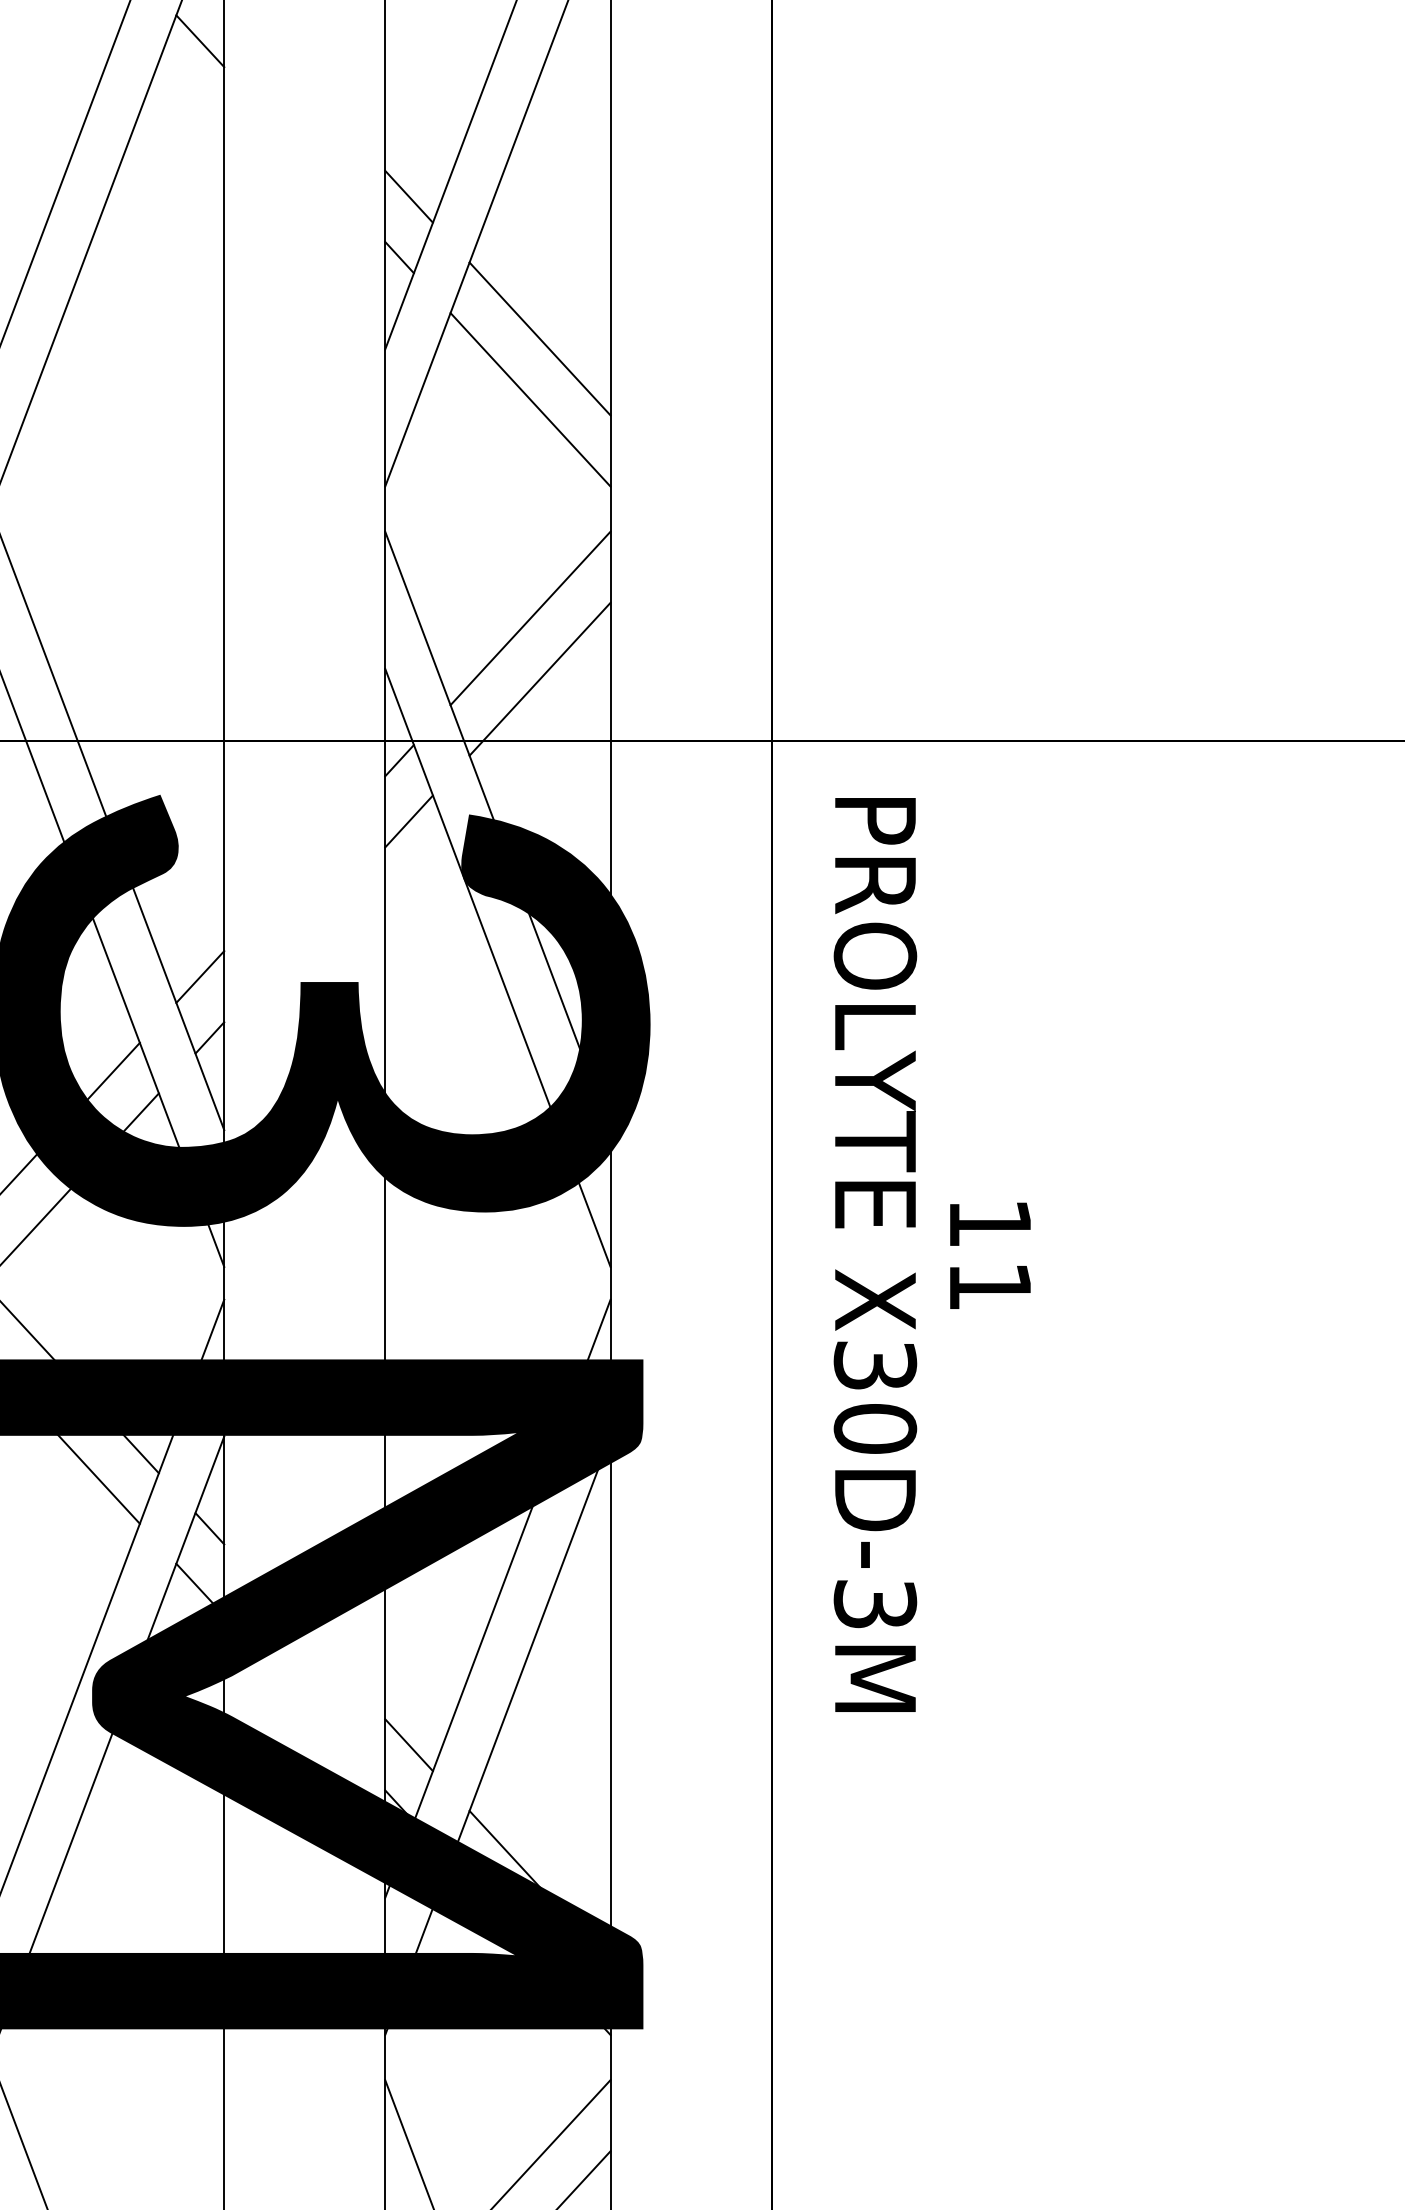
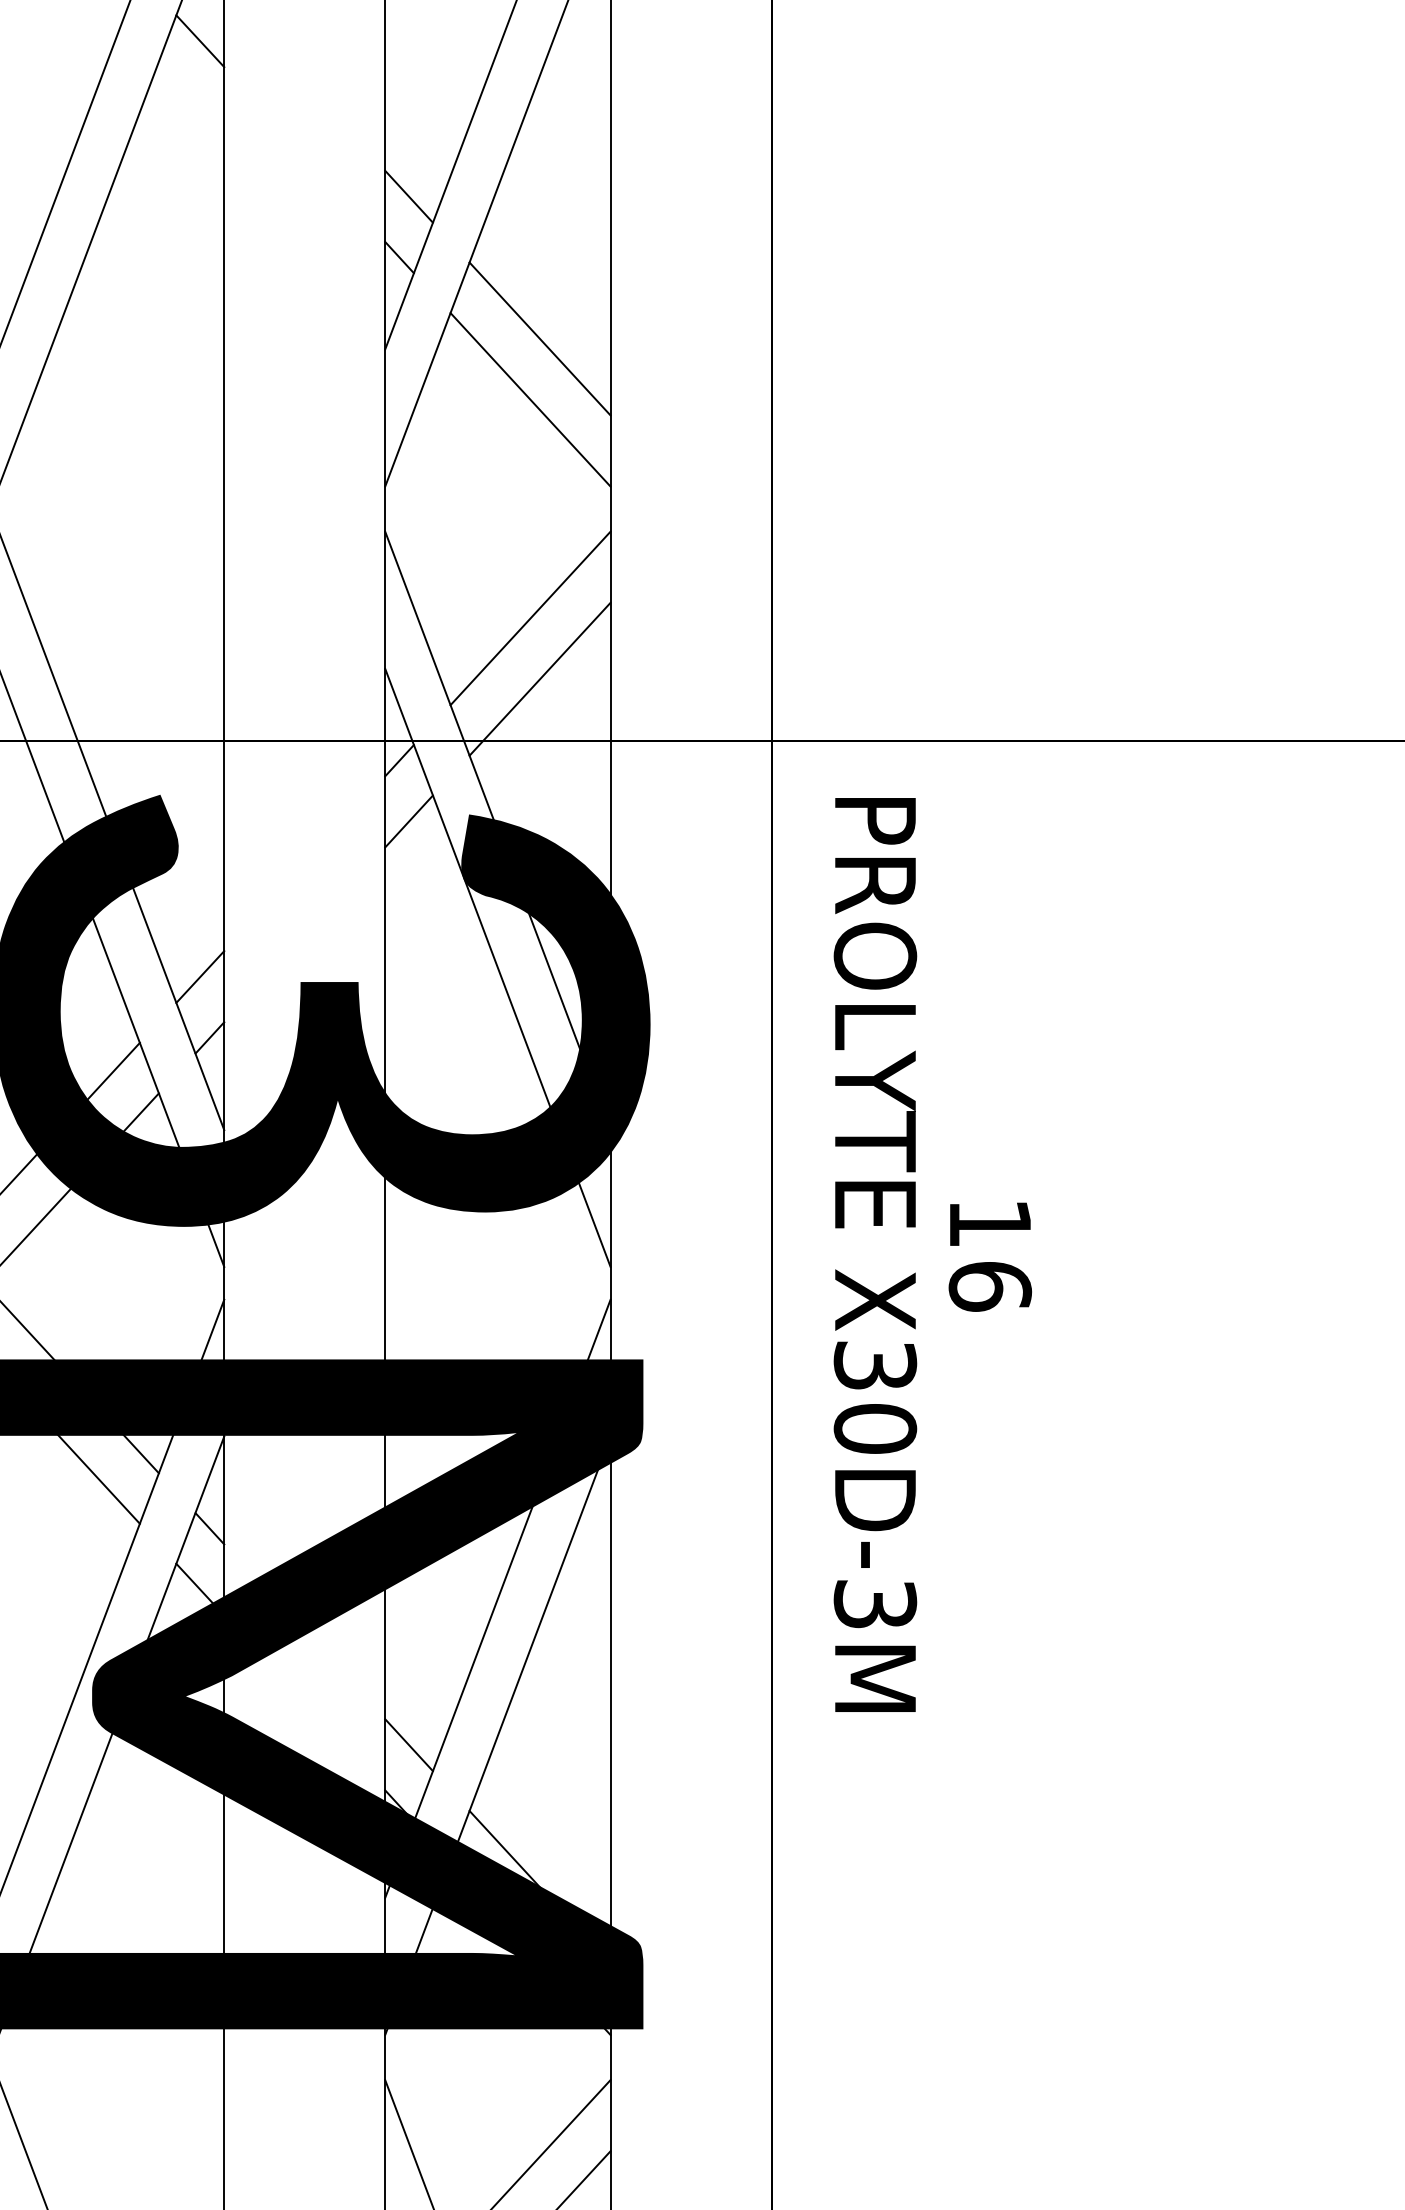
text: 11 -> 16 (990, 1286)
